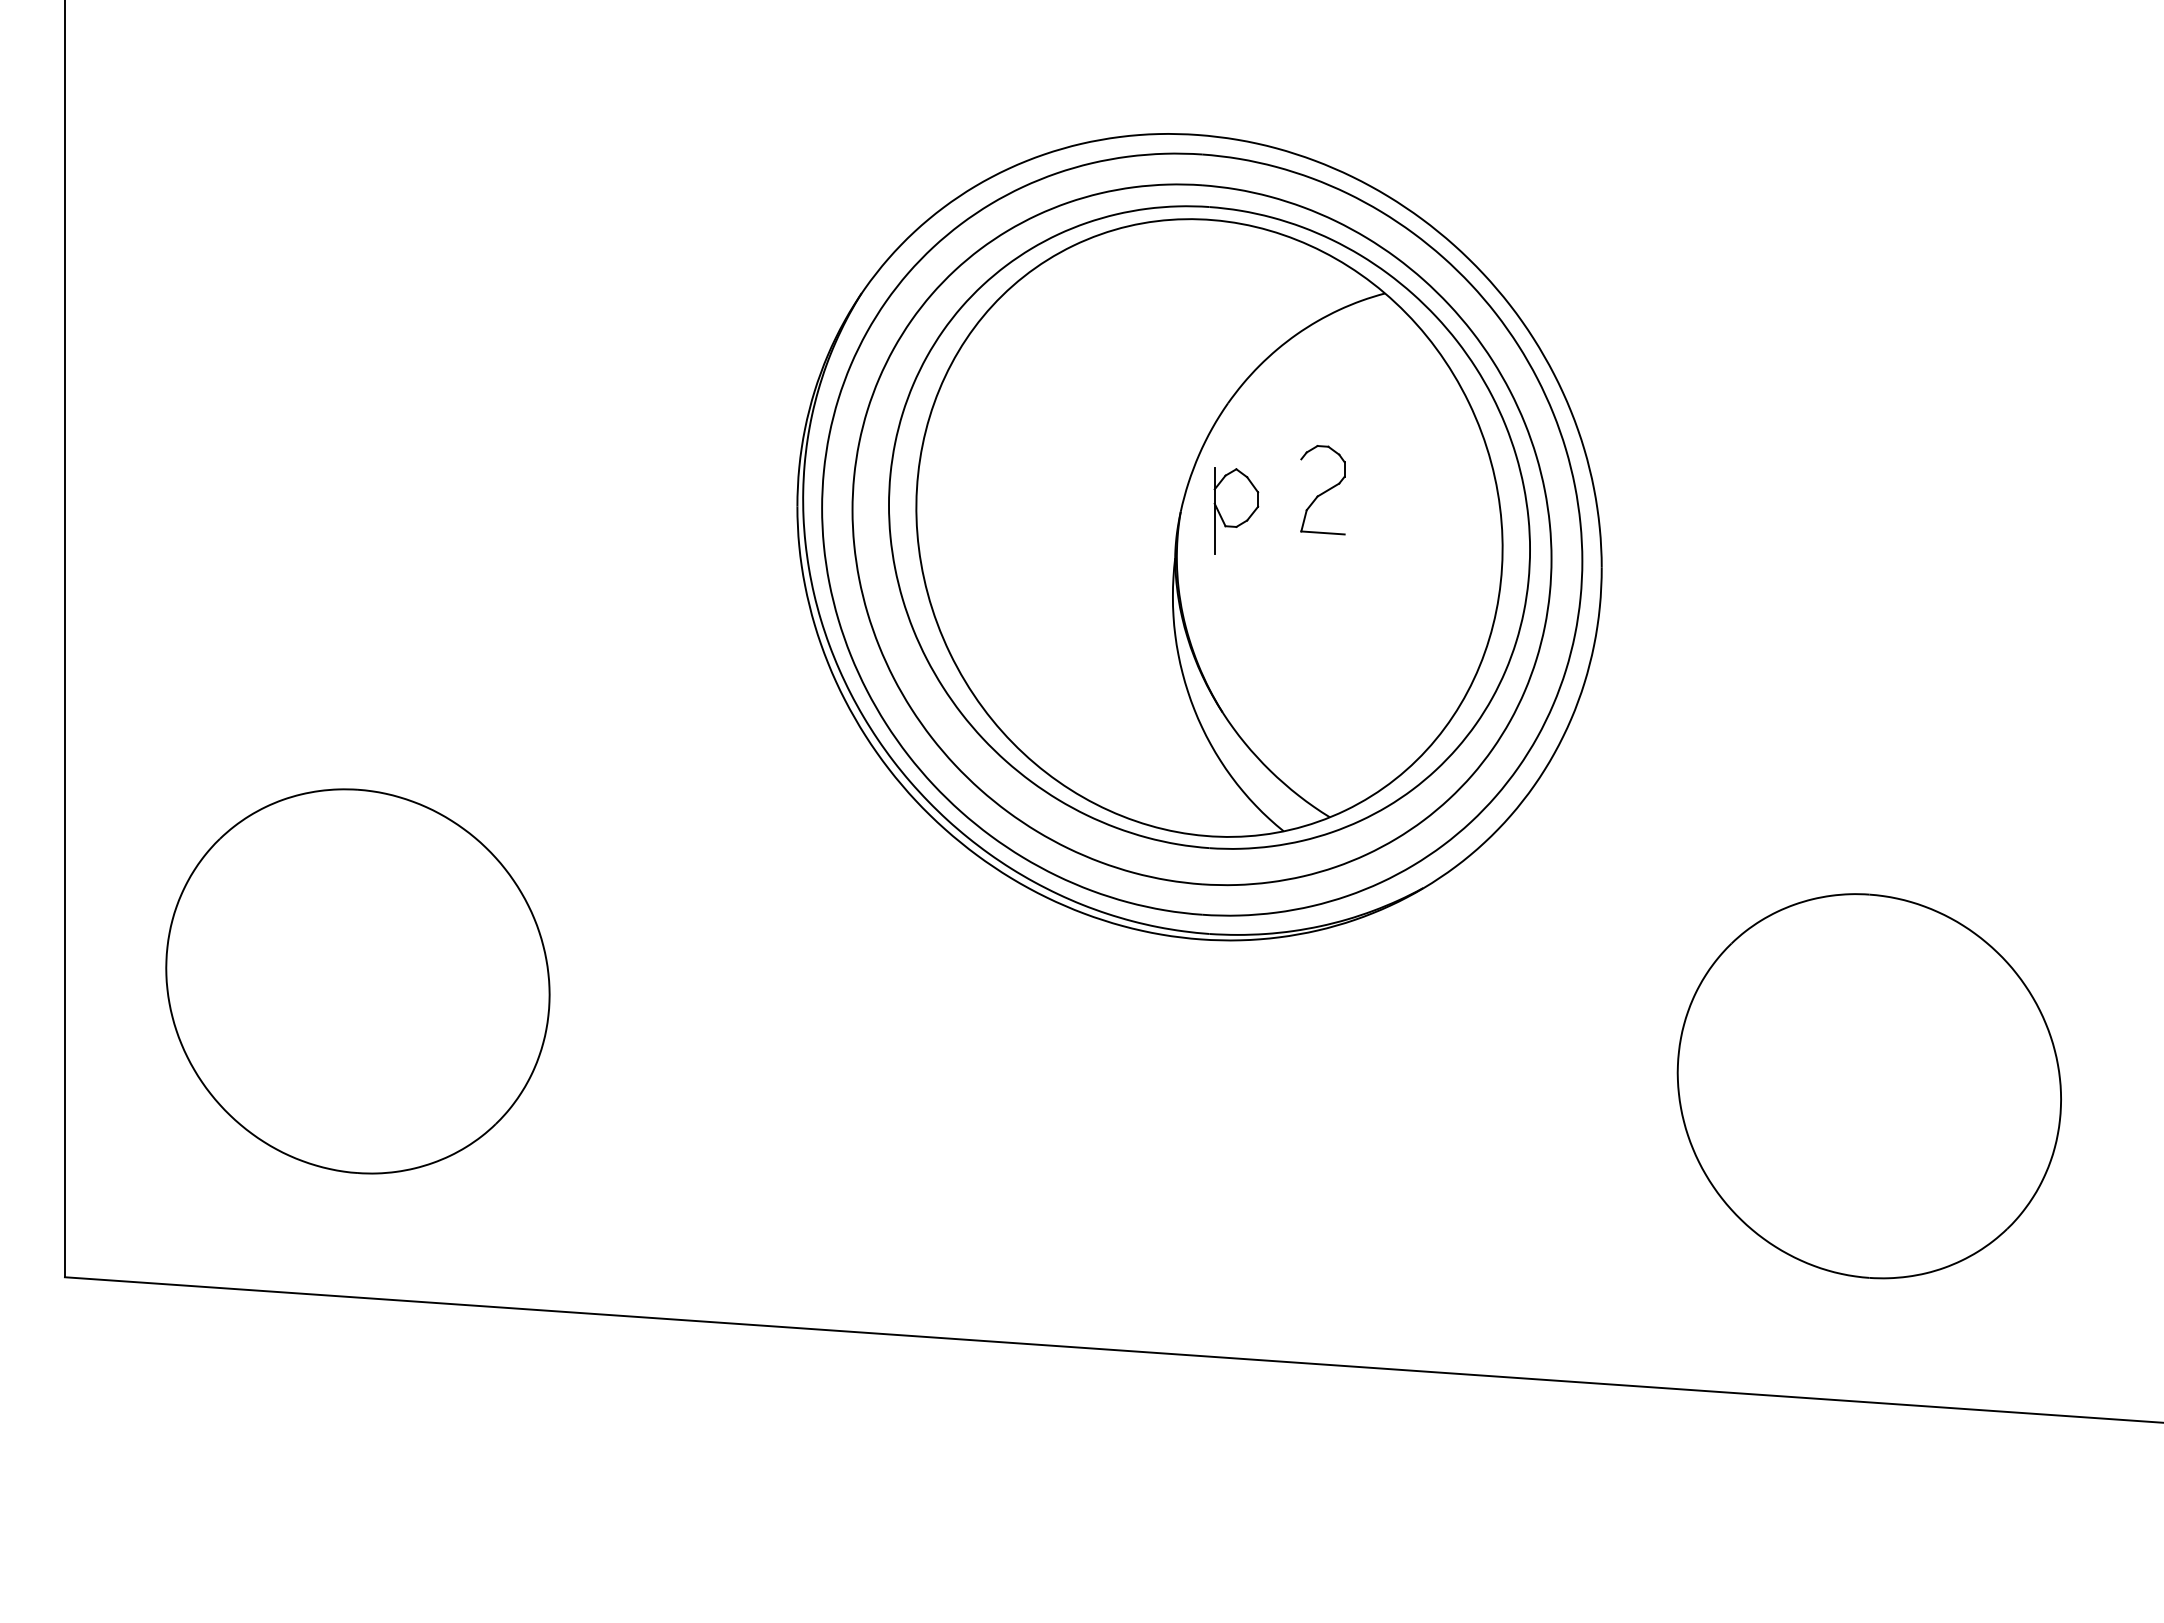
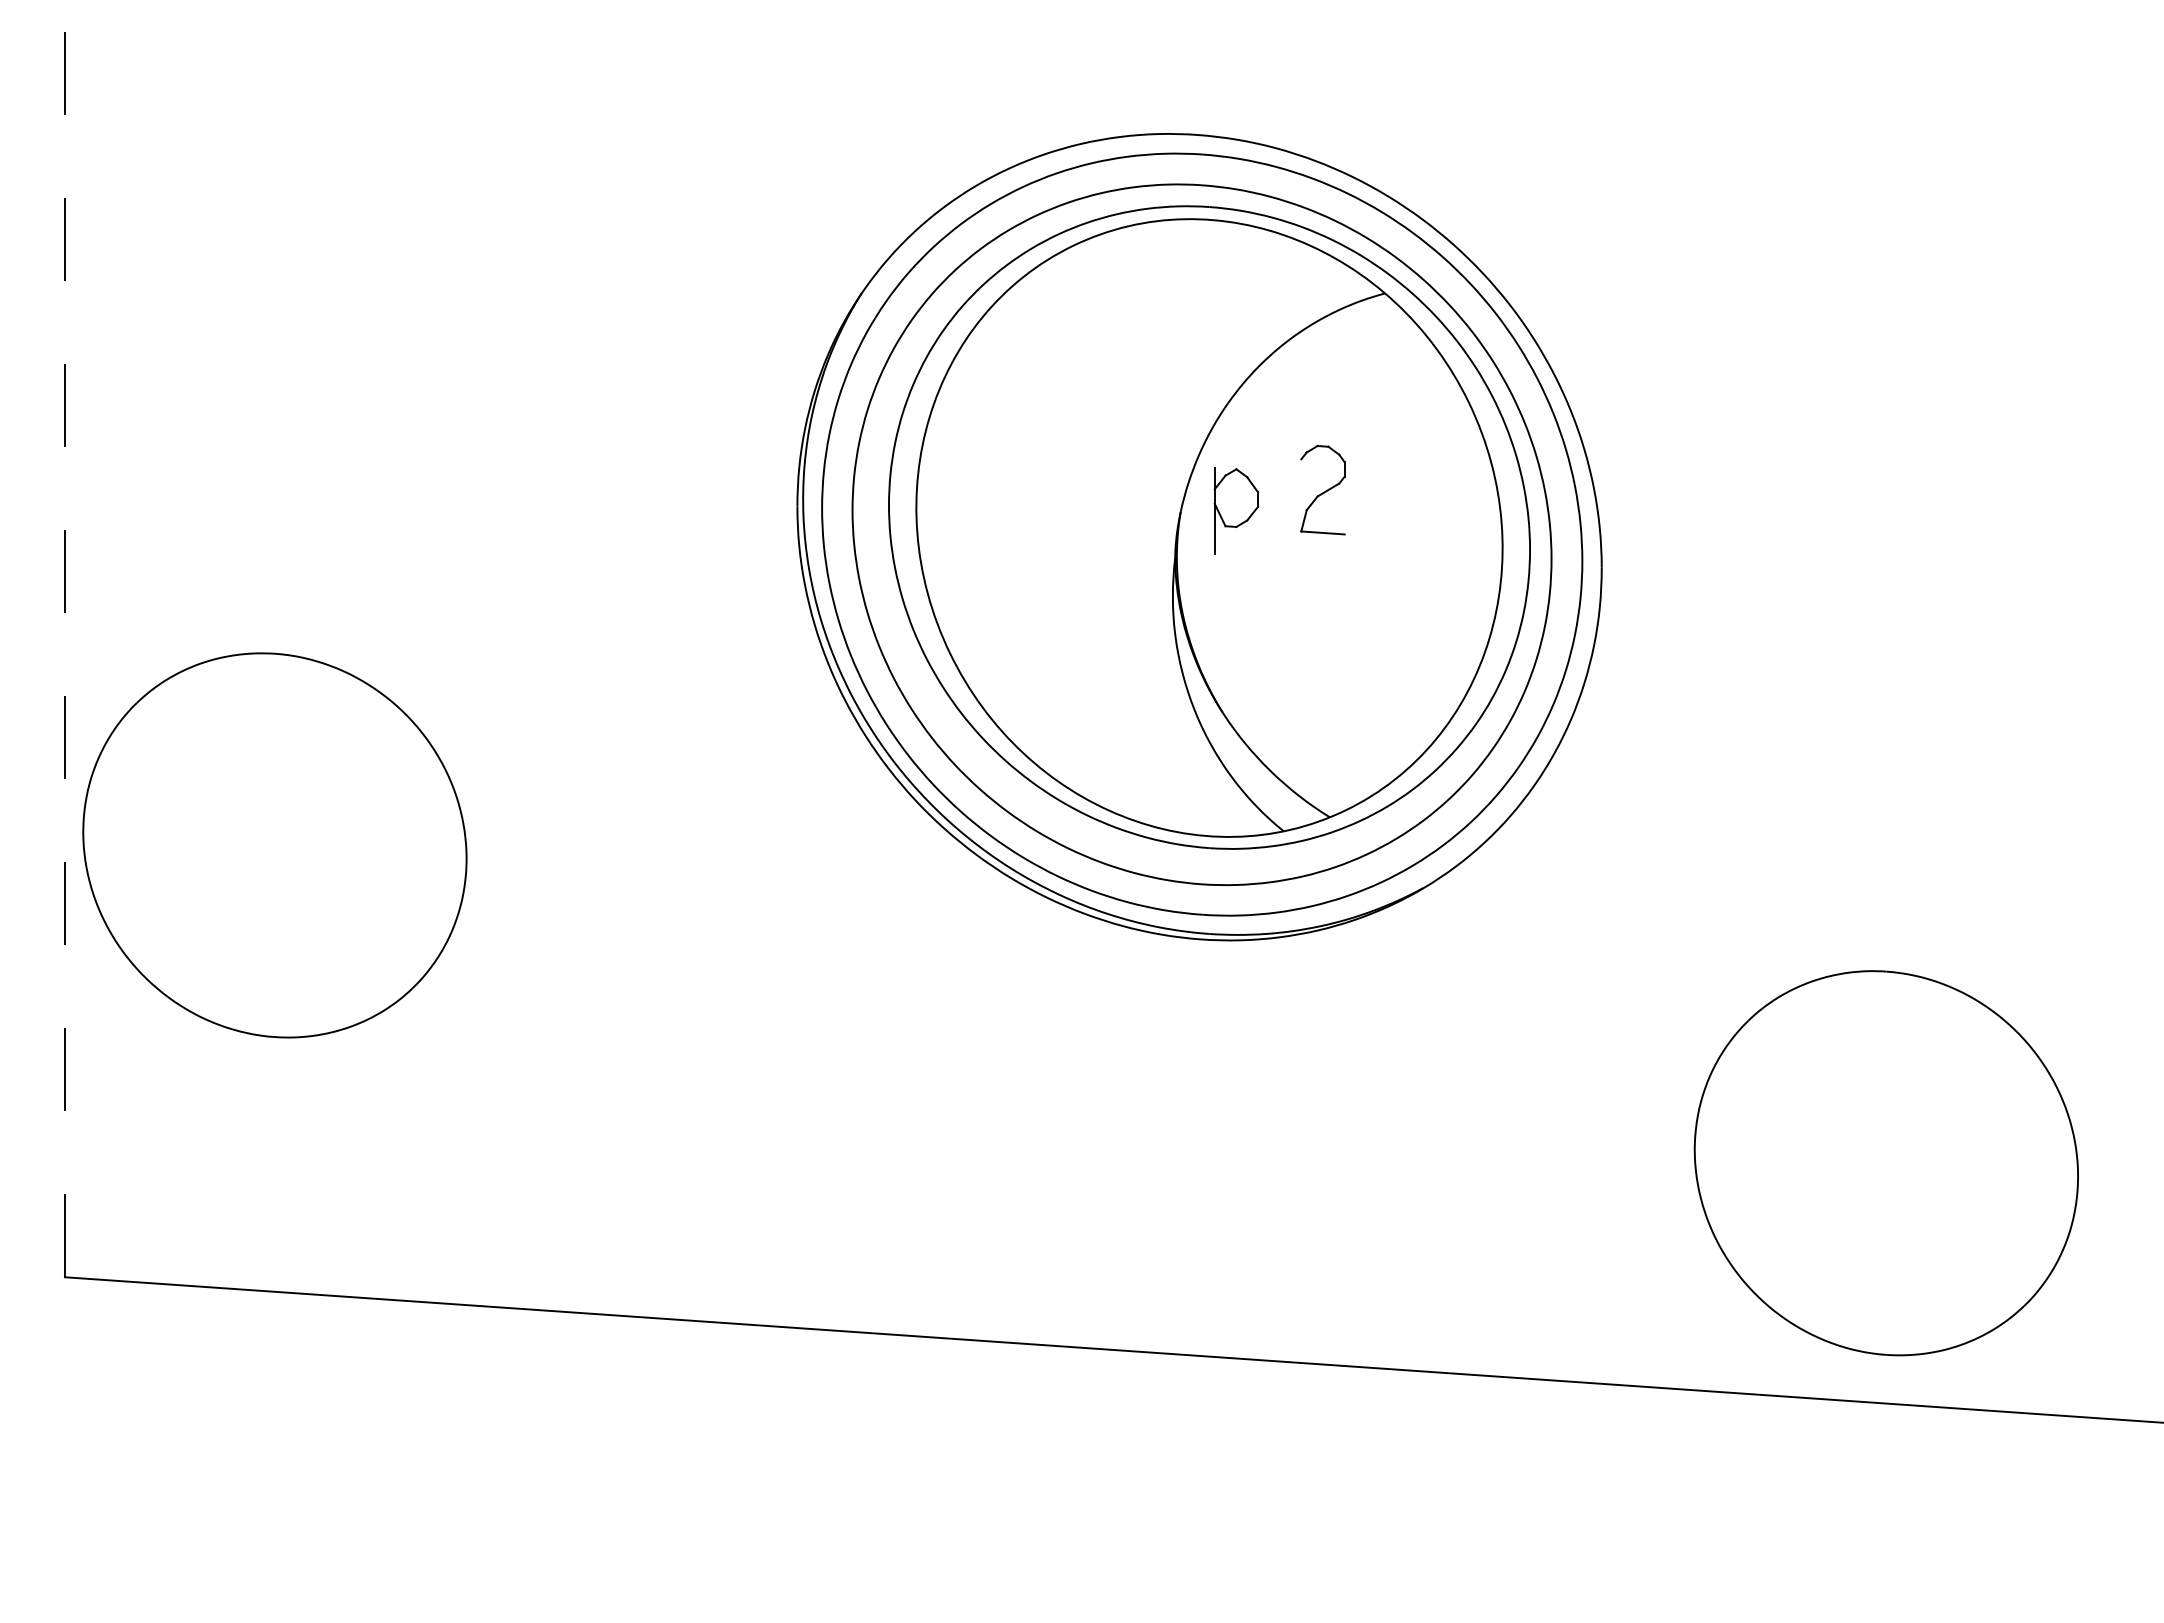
line: solid -> dashed (64, 638)
part position: (357, 981) -> (274, 845) (274, 845)
part position: (1868, 1086) -> (1885, 1163) (1885, 1163)
